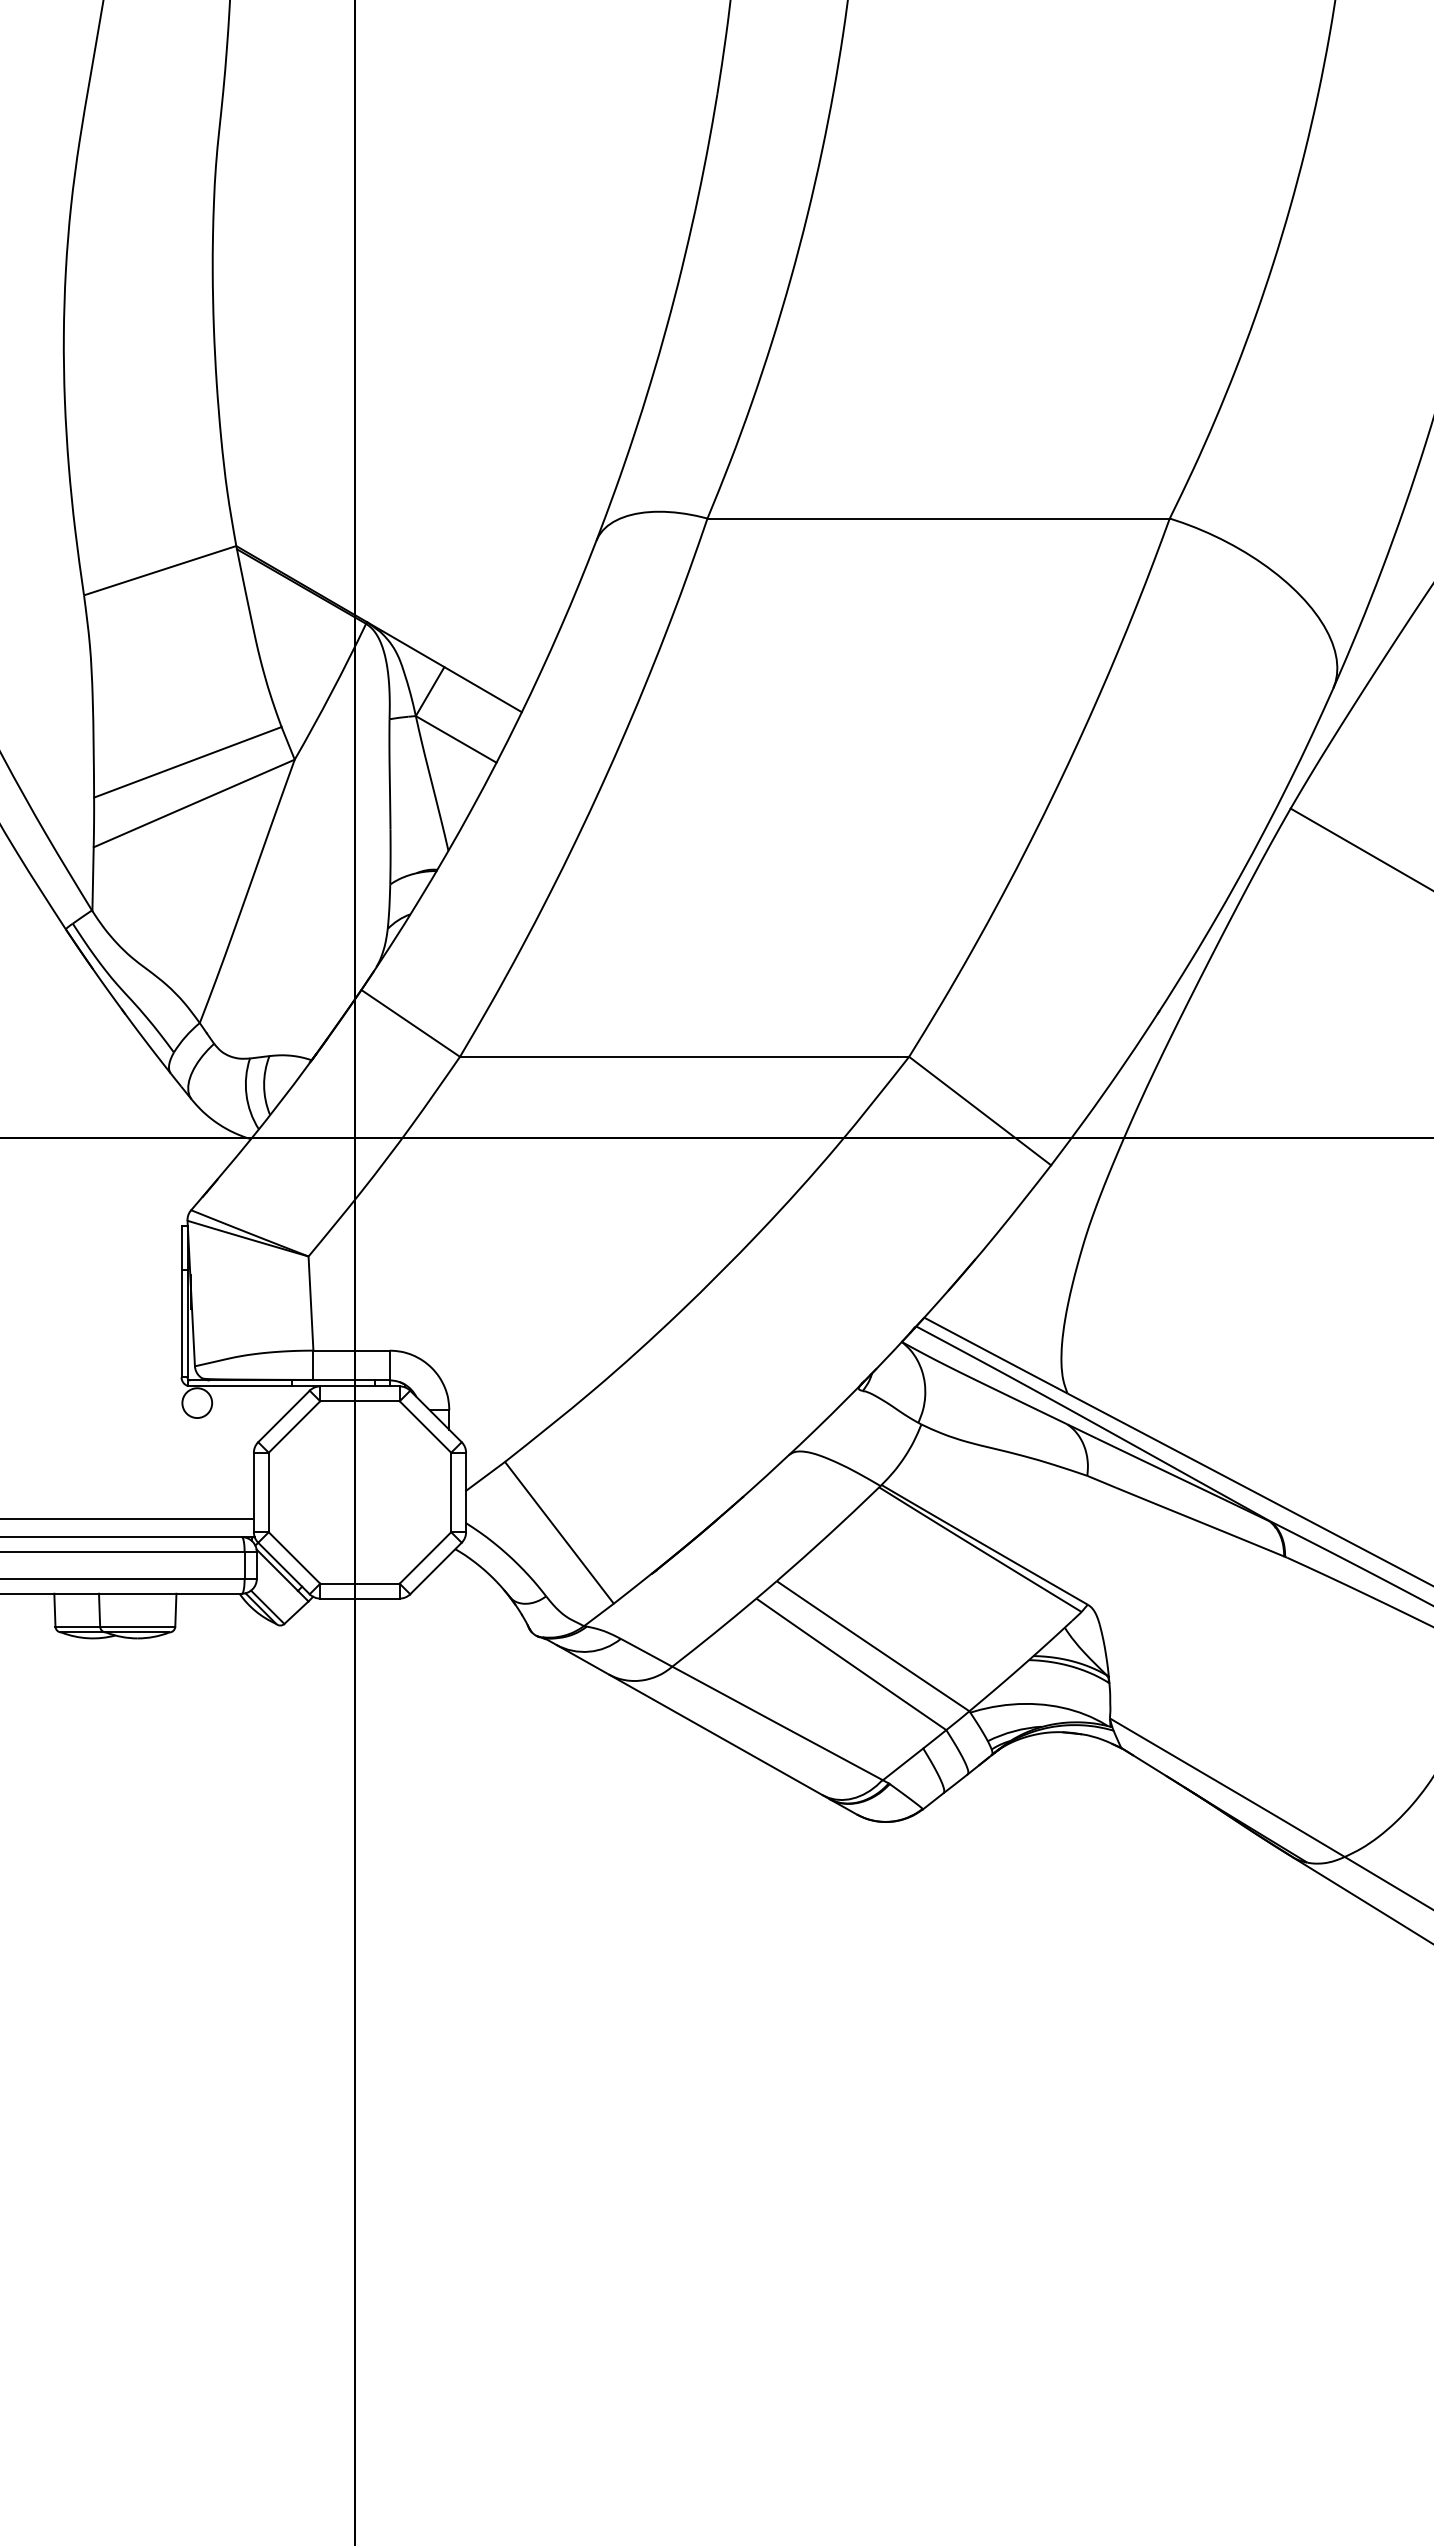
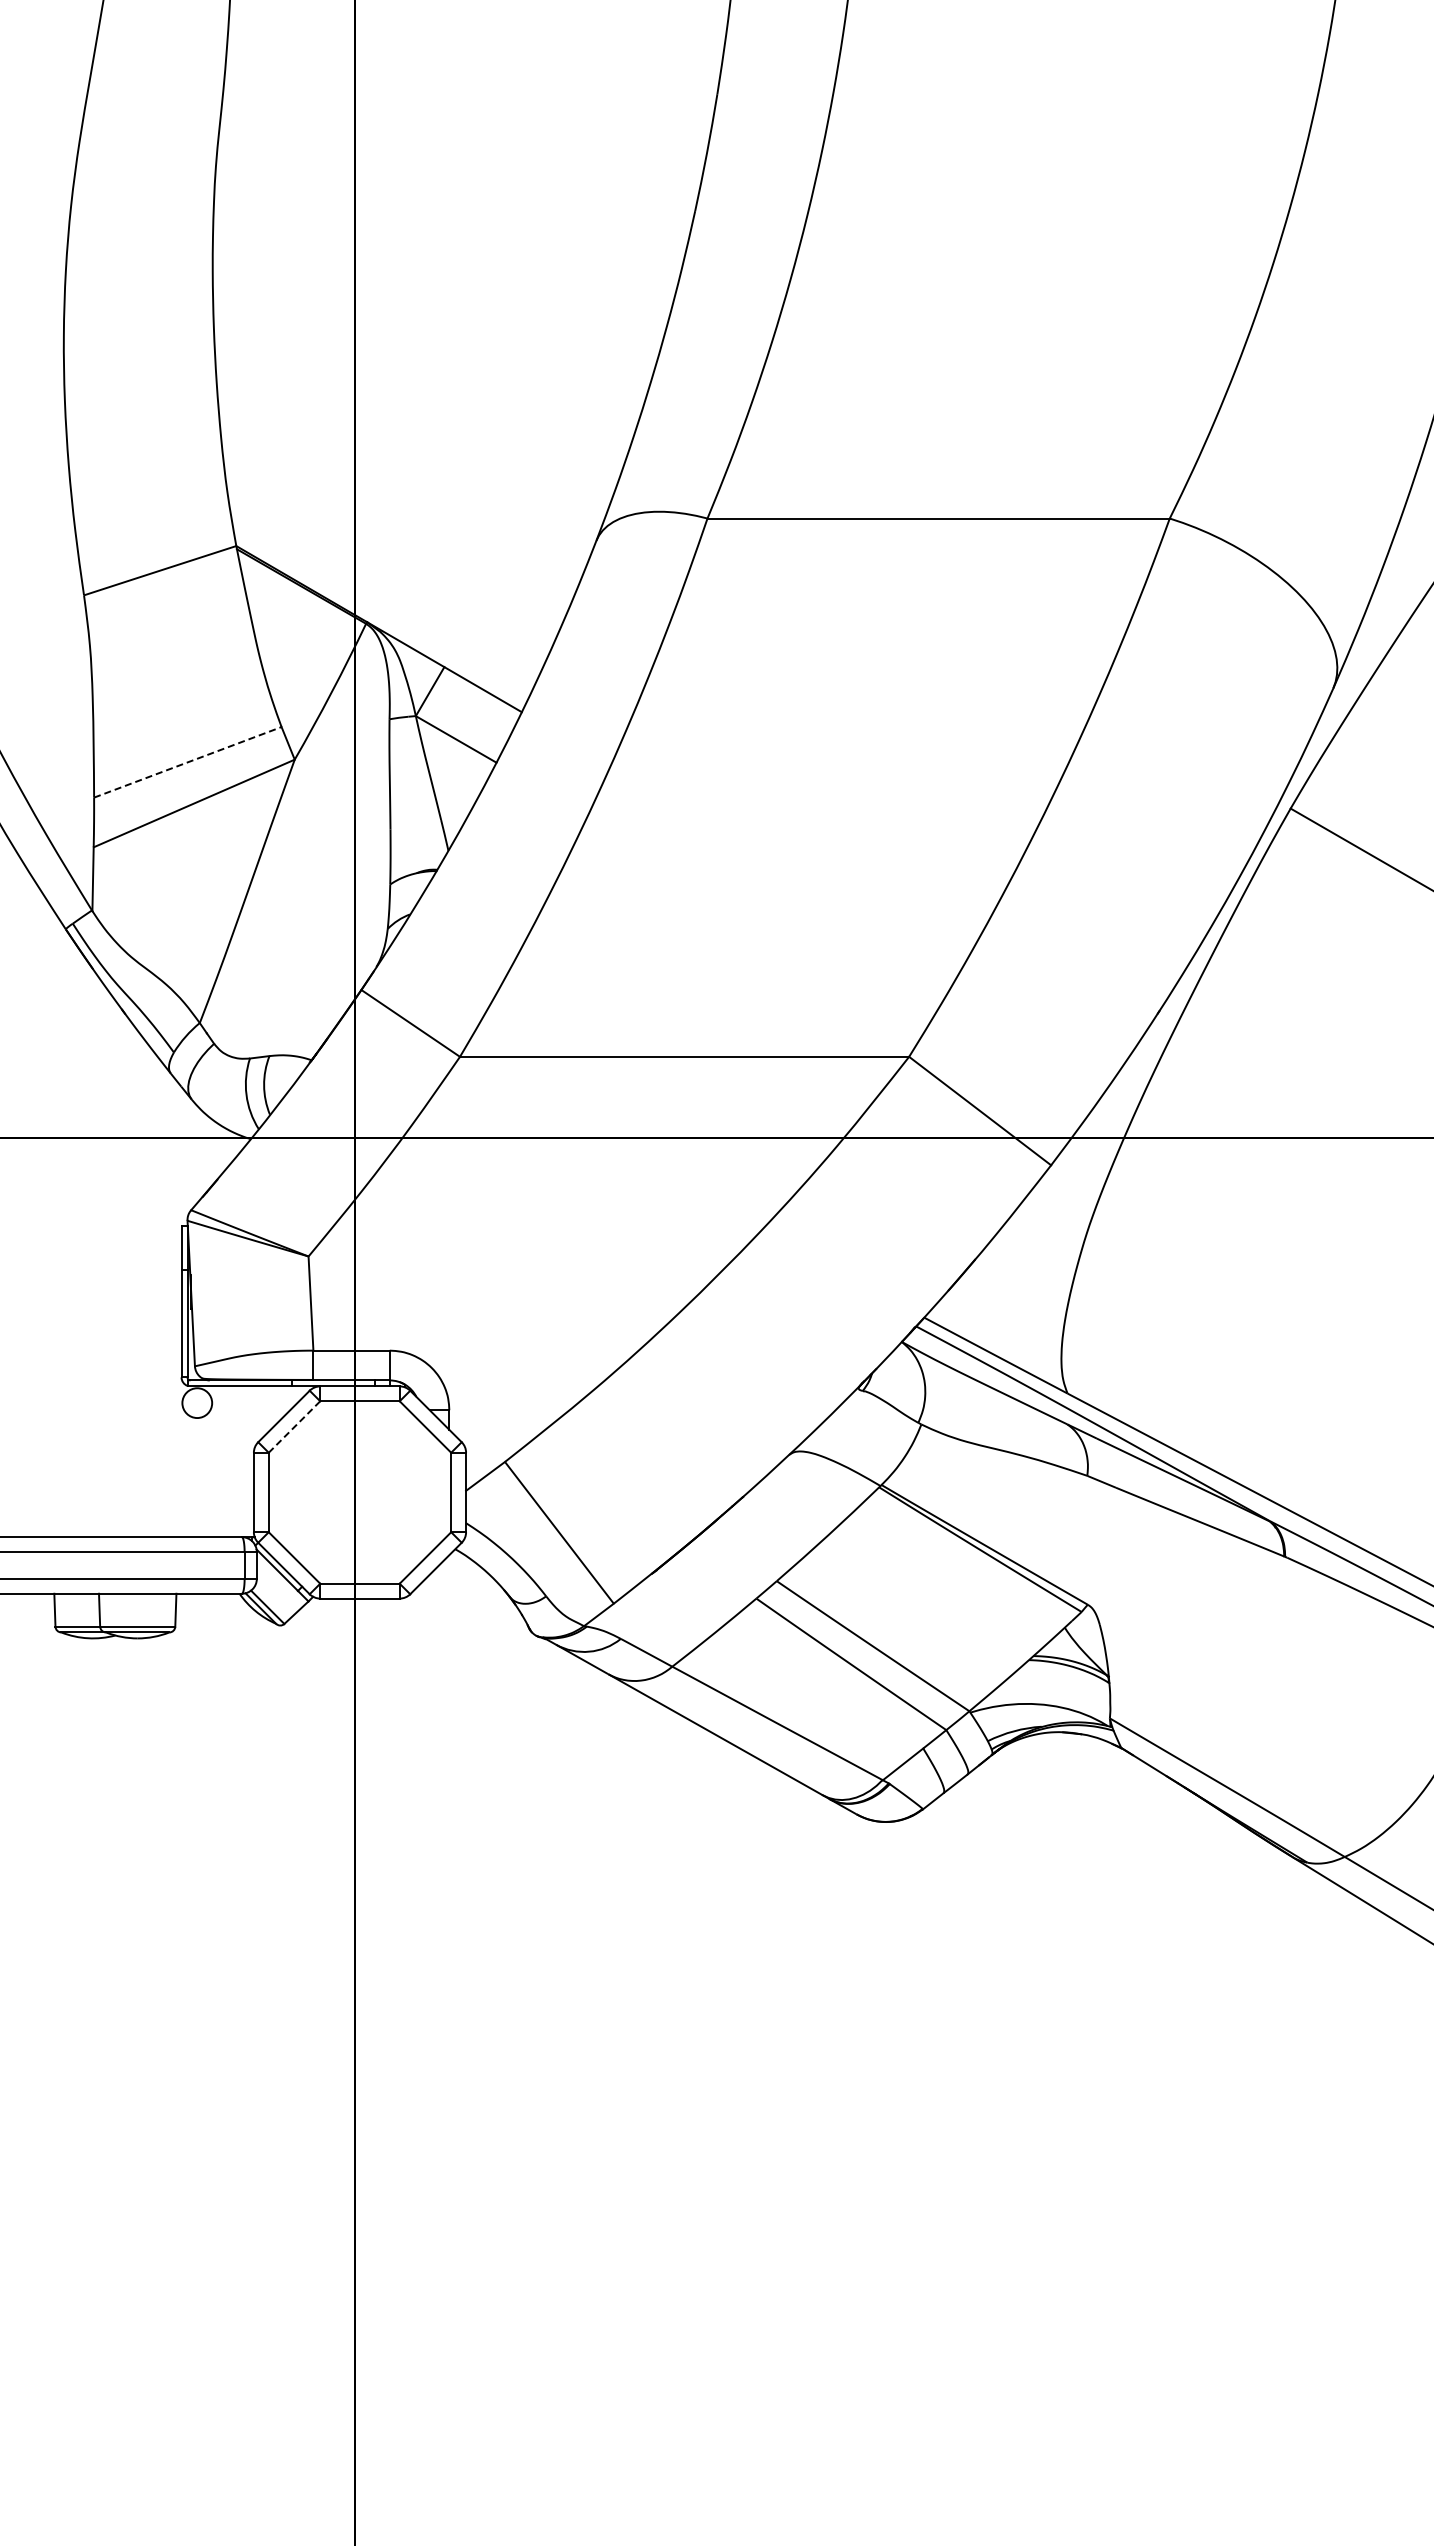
line: solid -> dashed (188, 762)
line: solid -> dashed (294, 1427)
line: present -> none (127, 1519)
